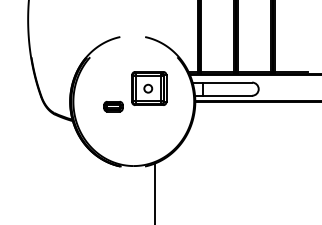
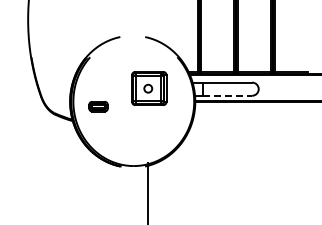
line: solid -> dashed (227, 95)
part position: (113, 106) -> (98, 106) (98, 106)
line position: (155, 192) -> (148, 192) (148, 192)
